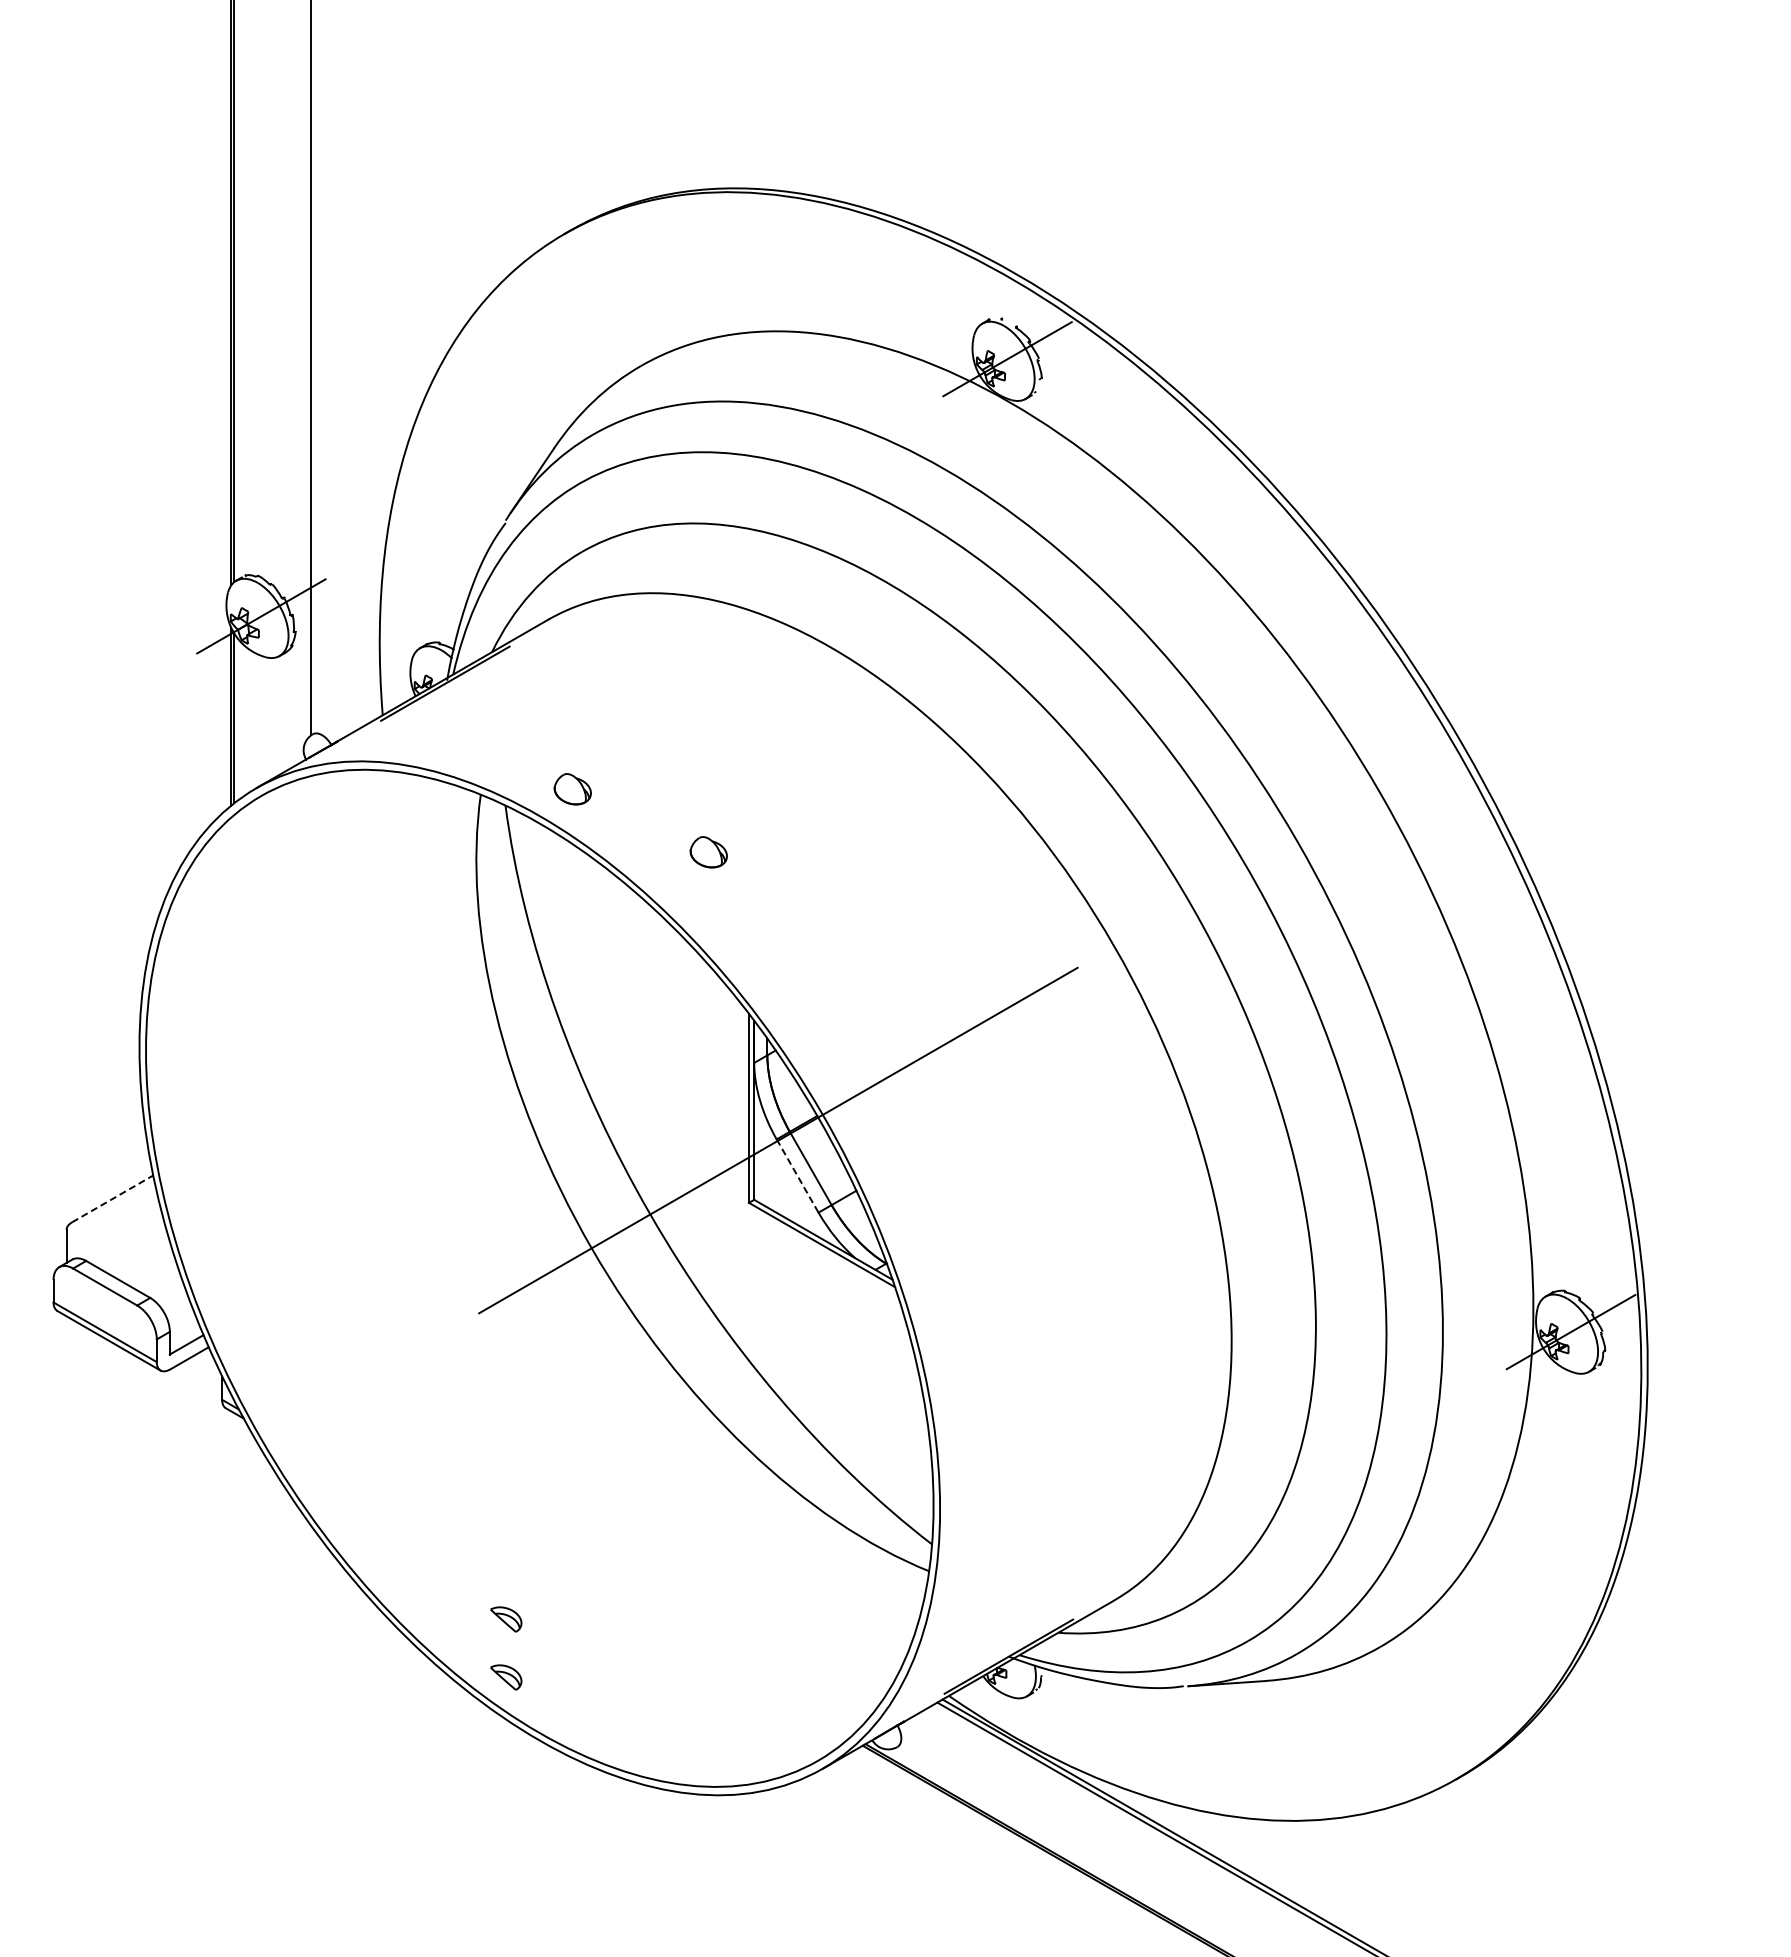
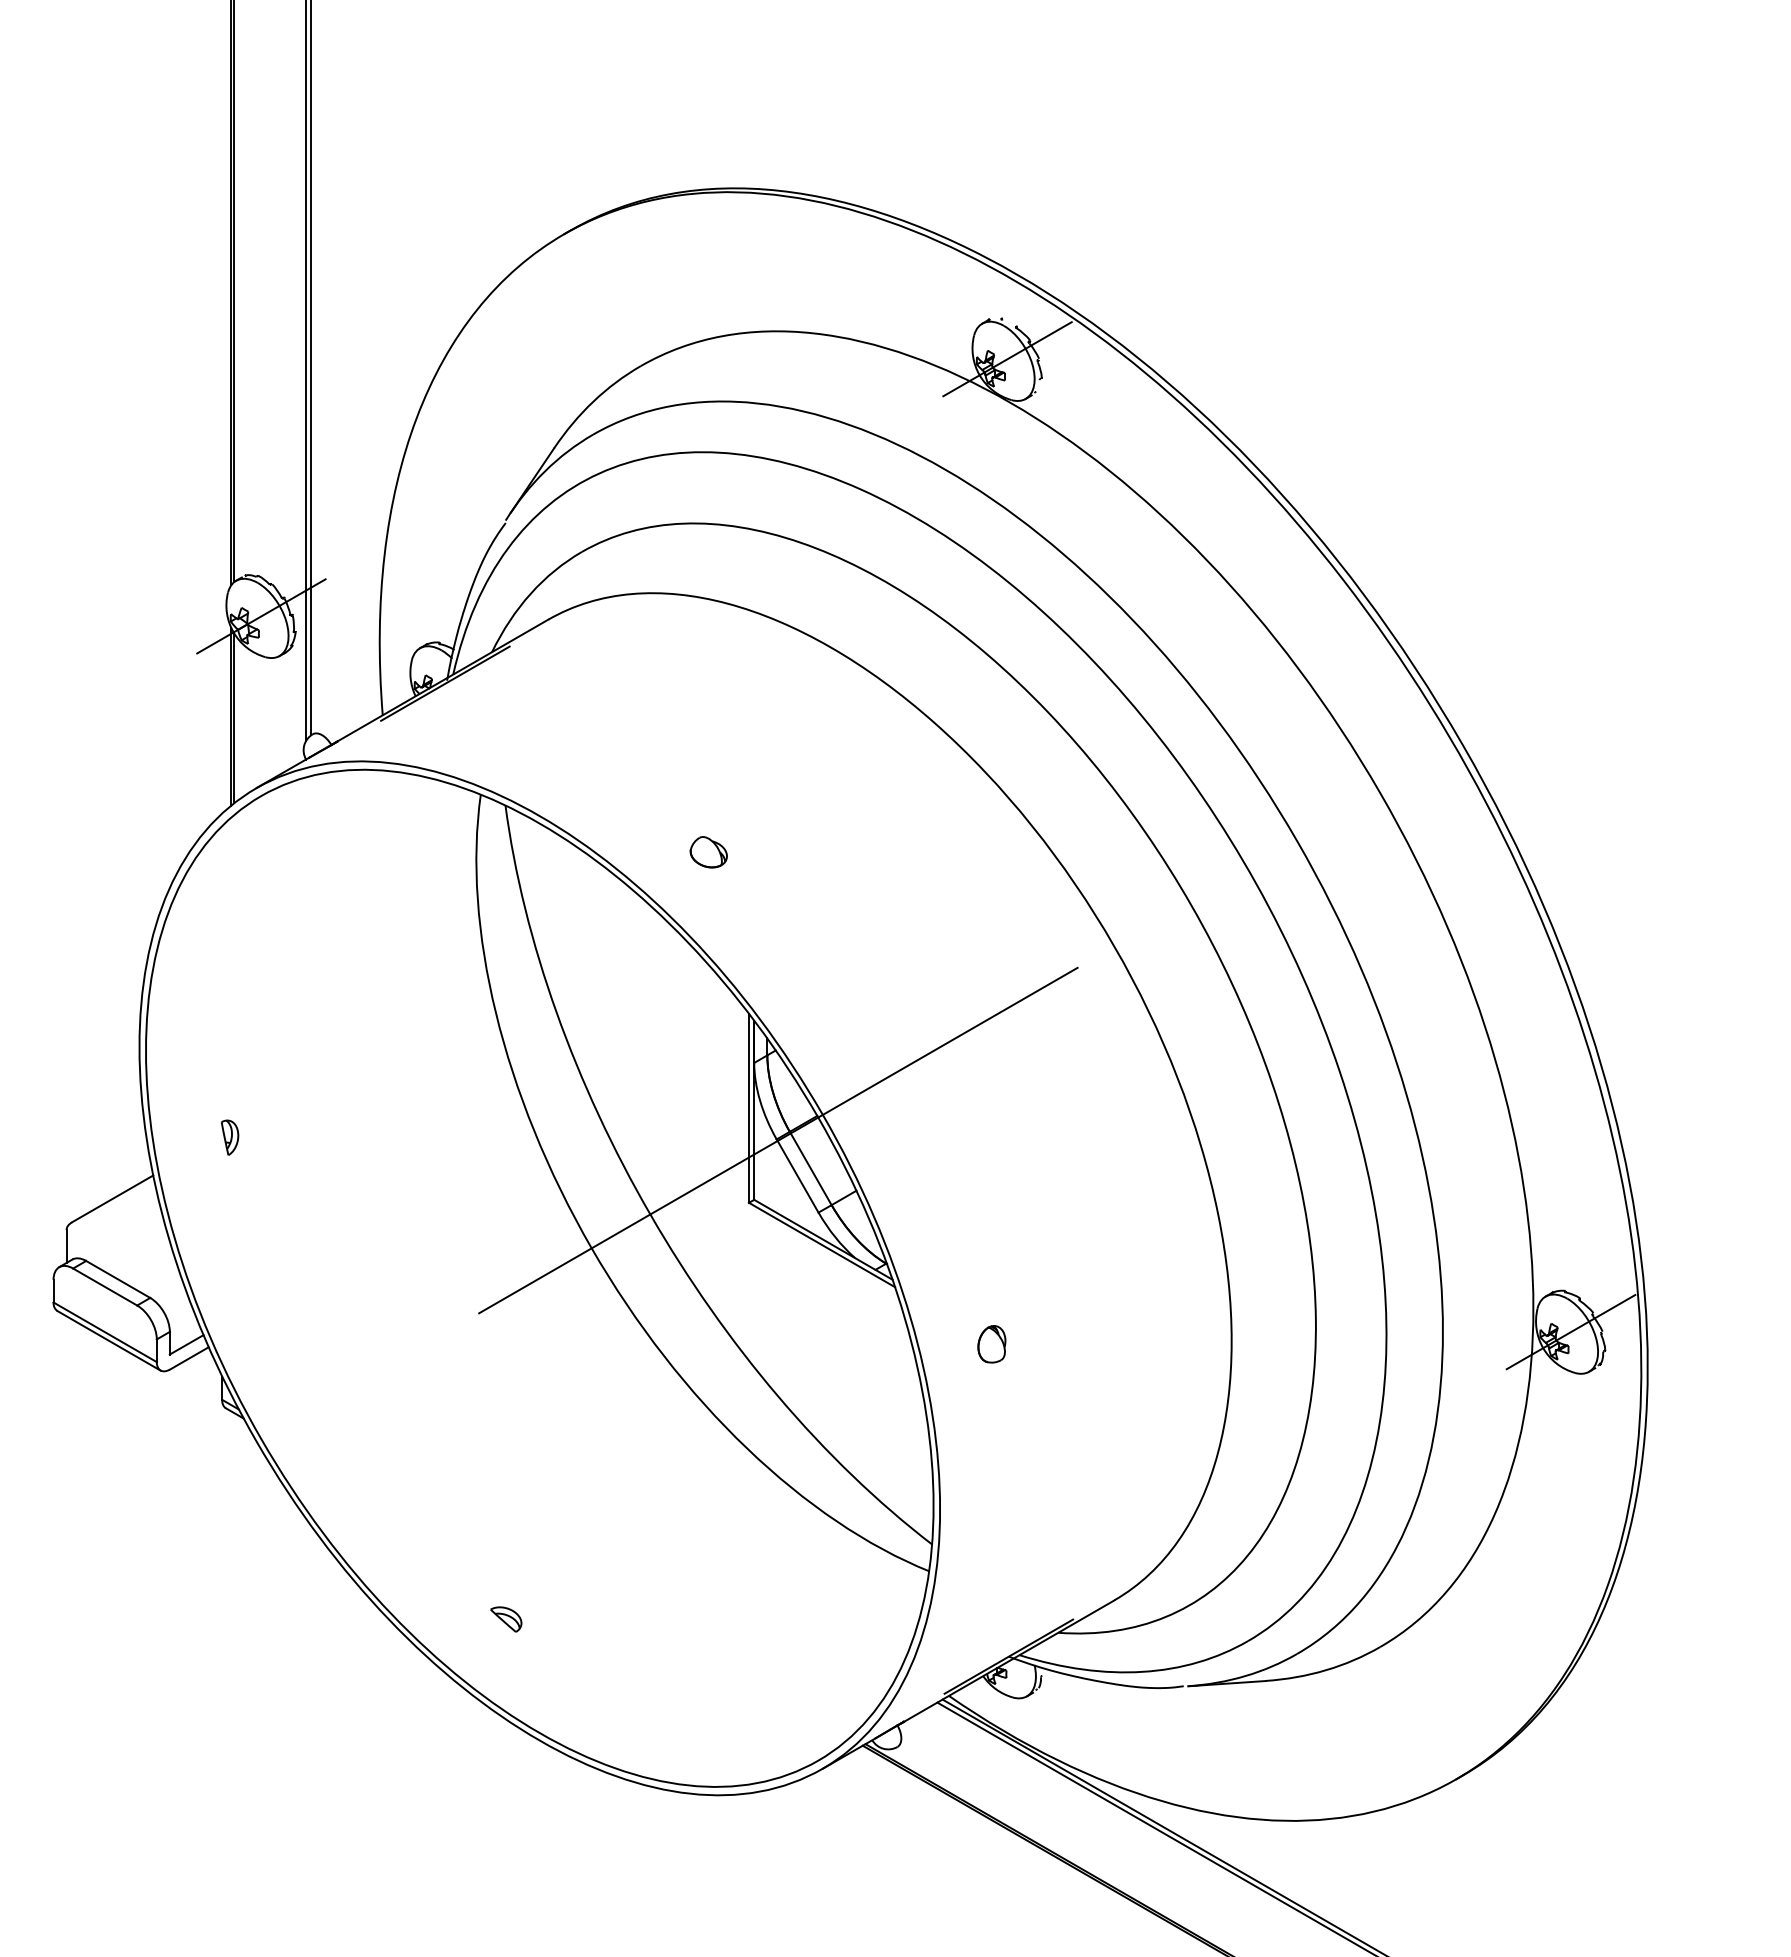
line: none -> present (305, 371)
part: present -> none (572, 789)
part: none -> present (229, 1137)
line: dashed -> solid (797, 1176)
line: dashed -> solid (112, 1198)
part: none -> present (991, 1344)
part: present -> none (506, 1677)
